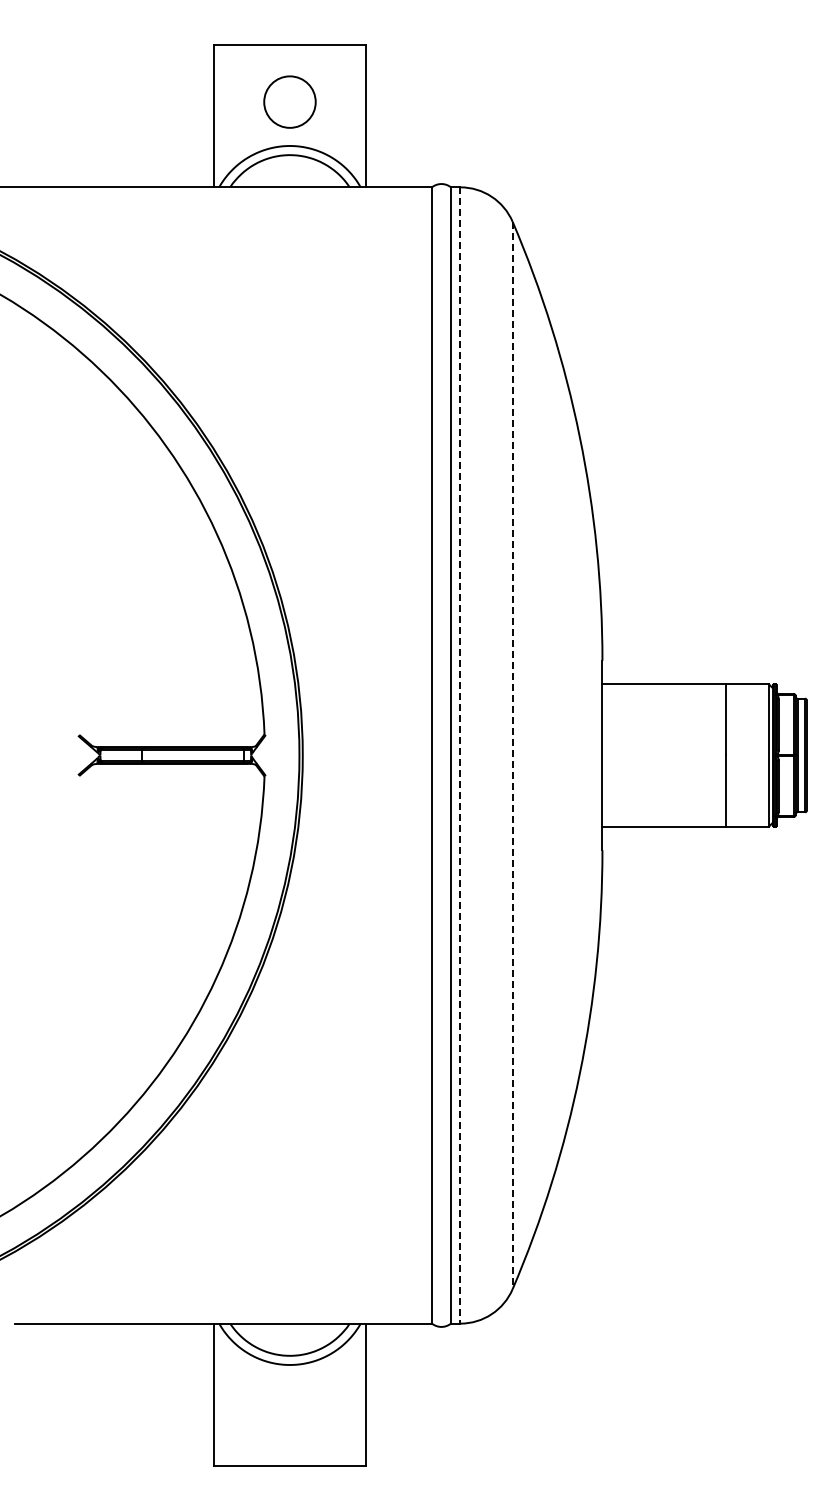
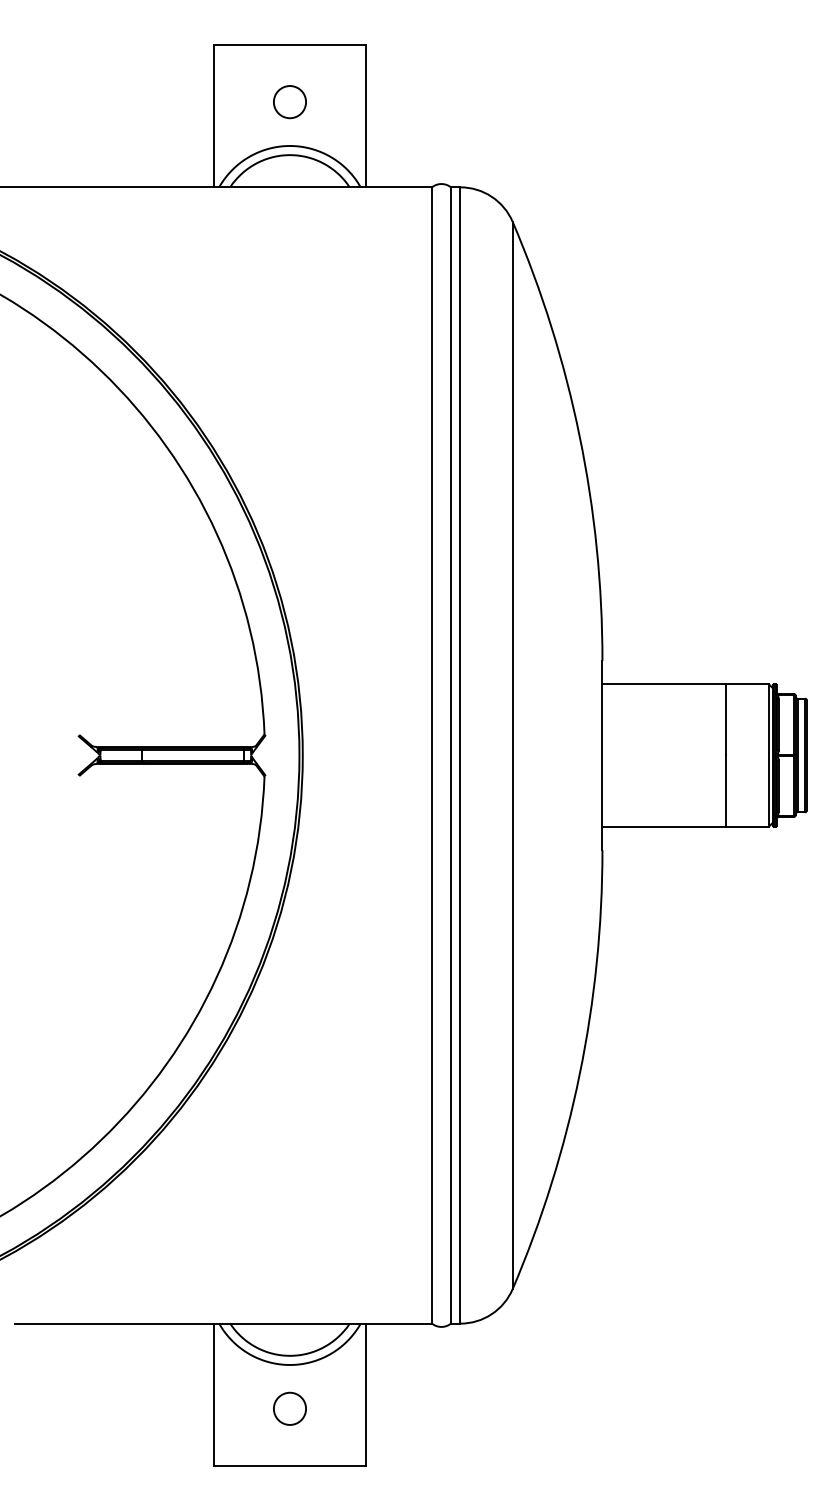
circle diameter: 52 px -> 32 px (289, 102)
line: dashed -> solid (512, 755)
line: dashed -> solid (460, 756)
circle: none -> present (289, 1408)
